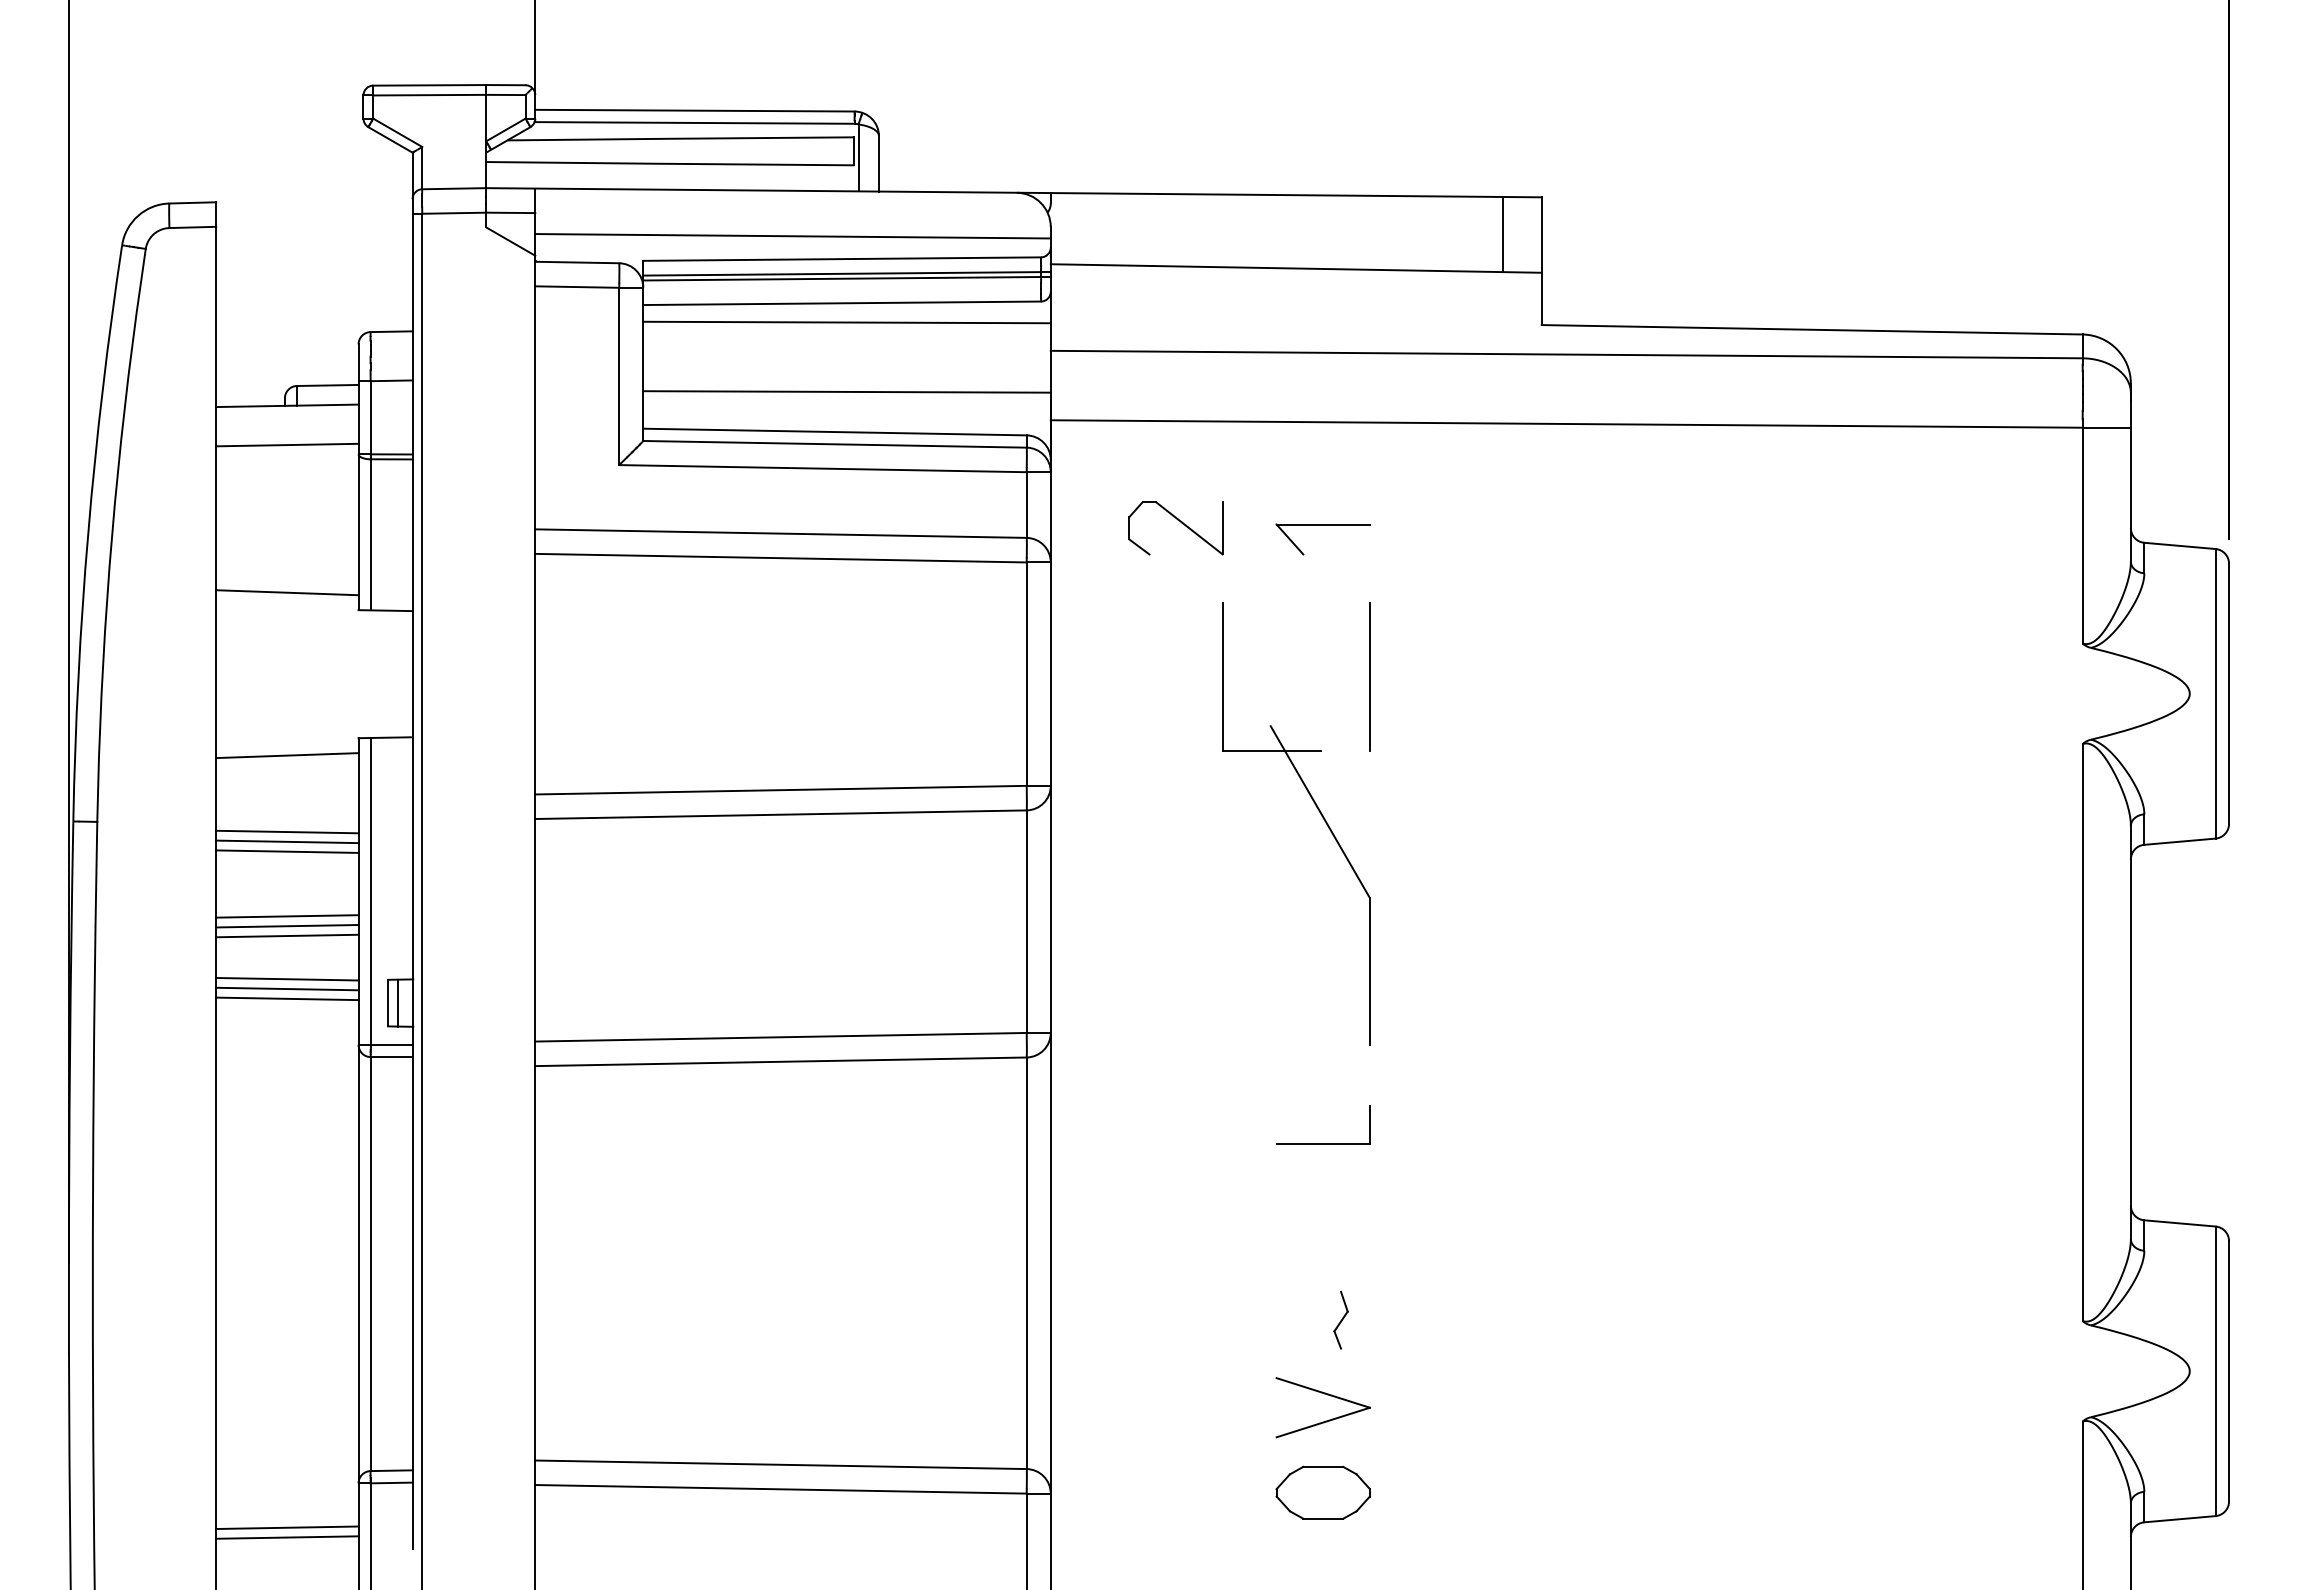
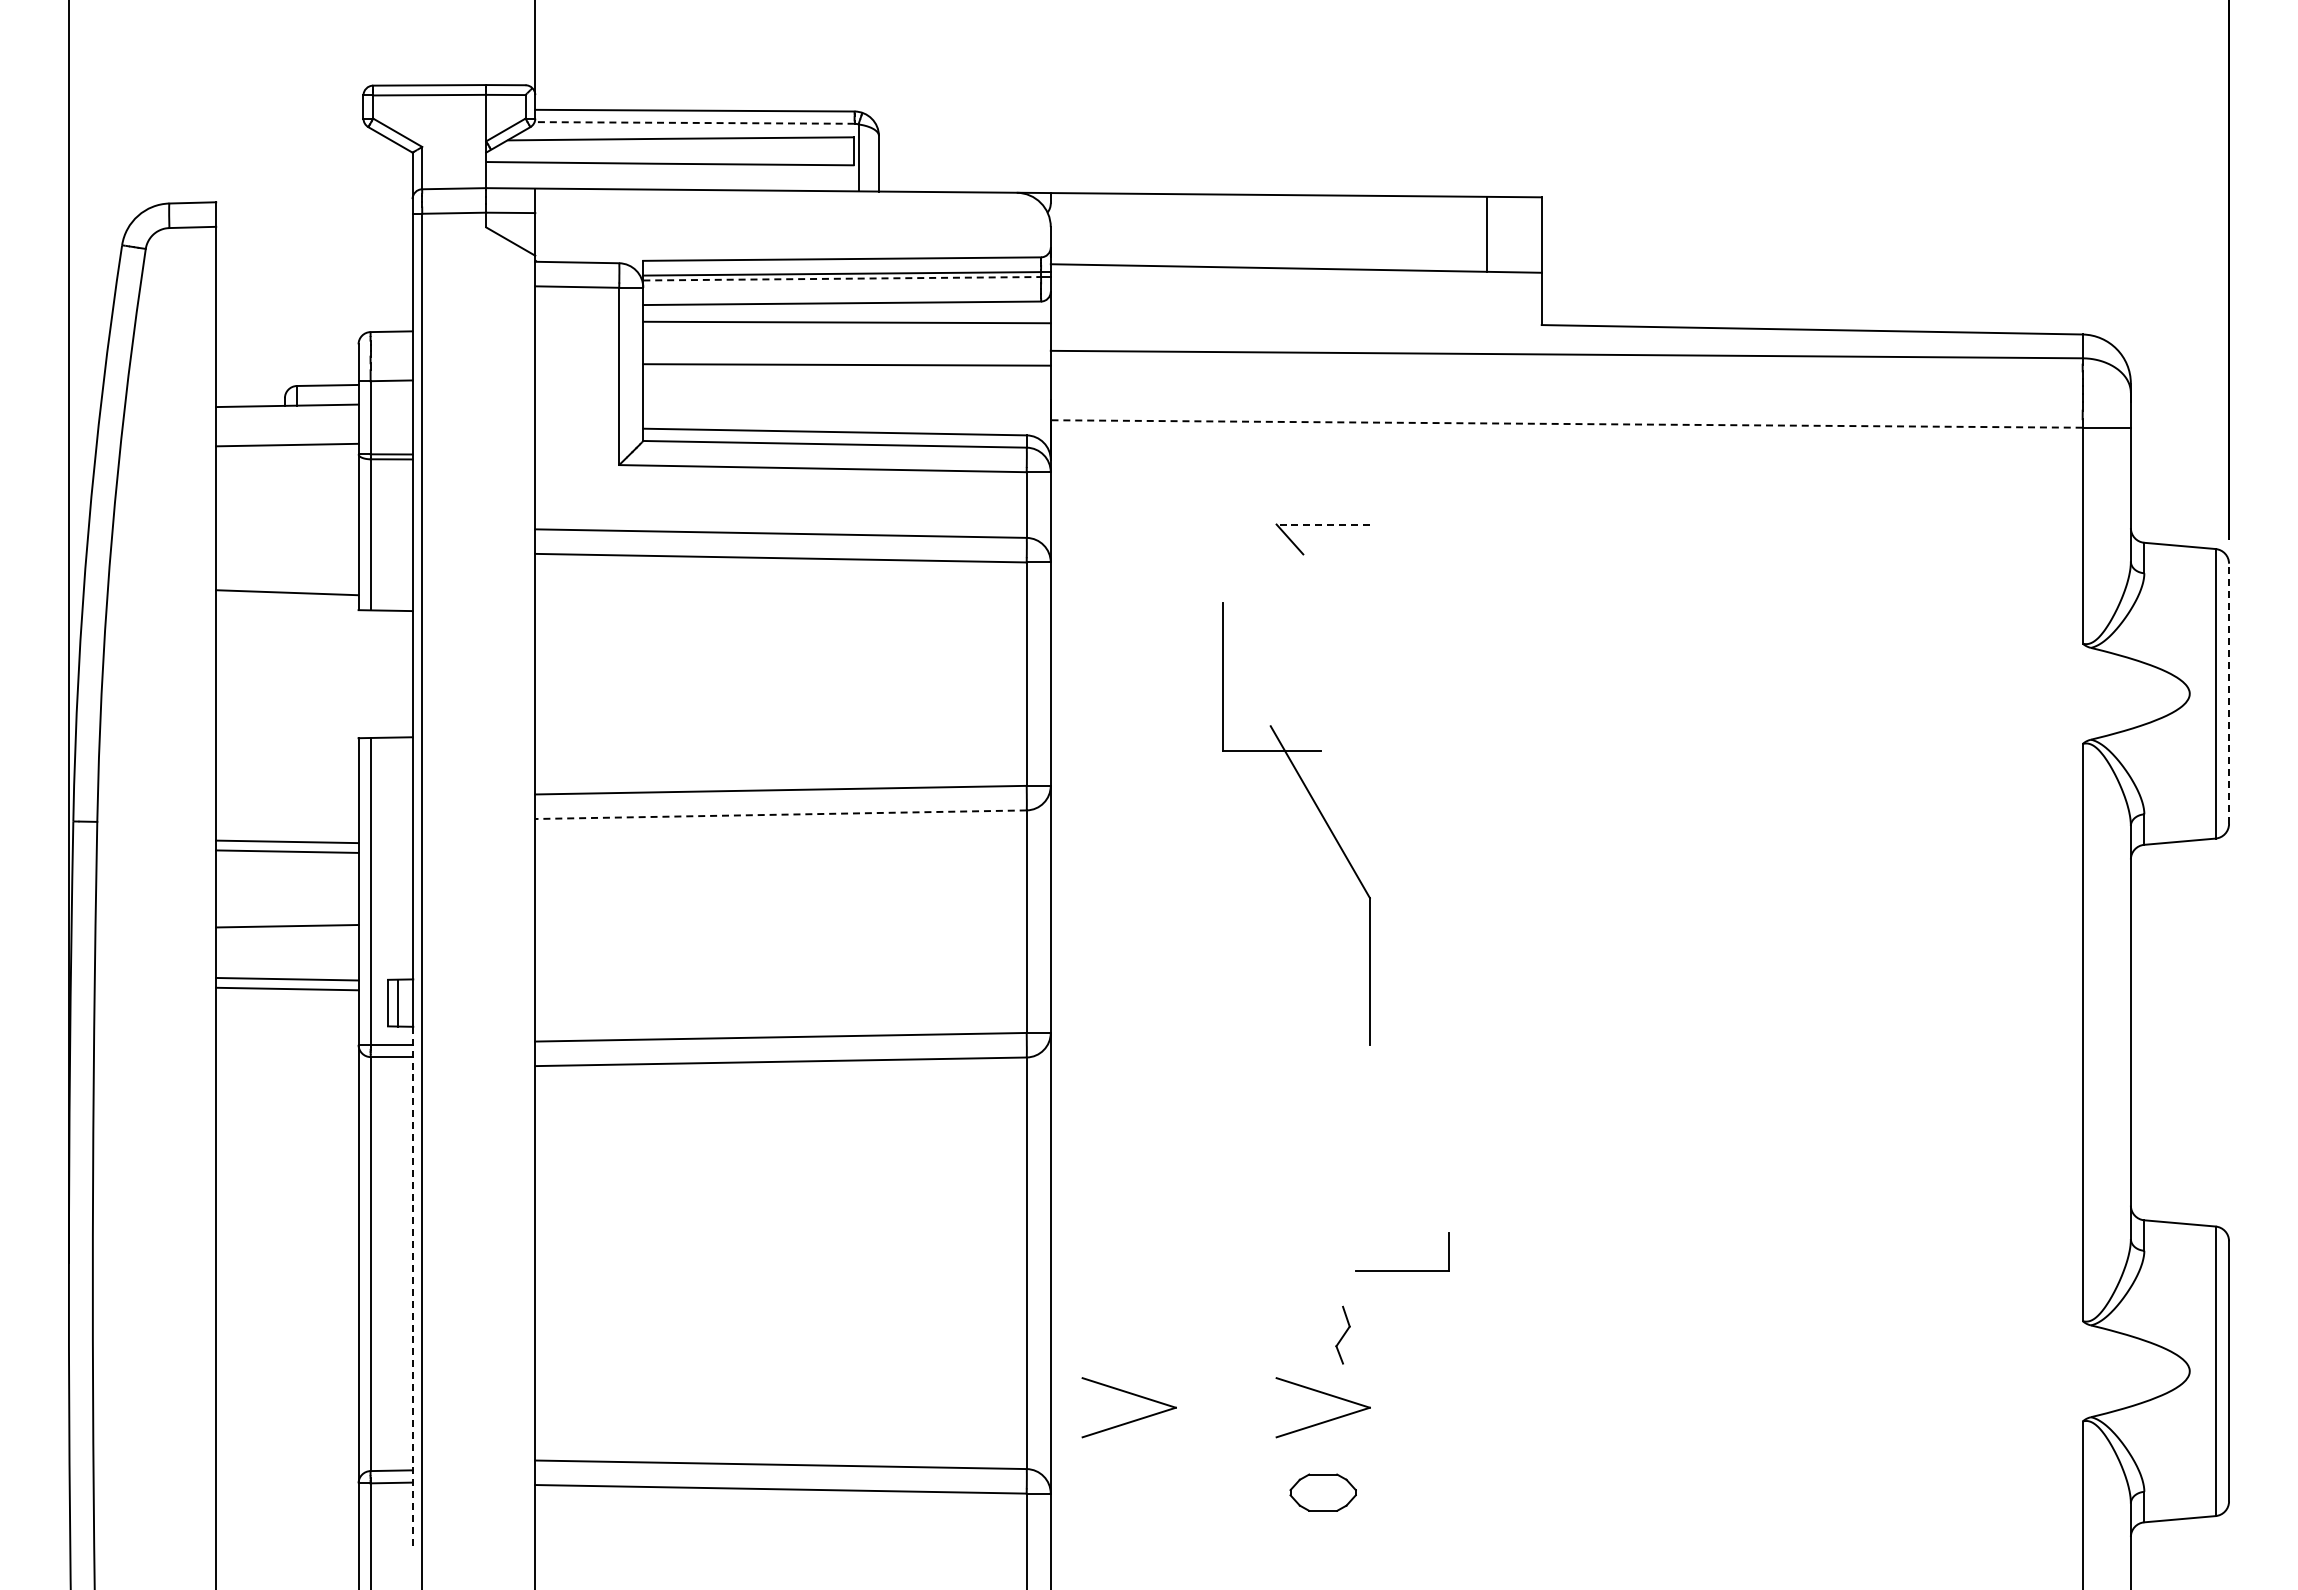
line: solid -> dashed (694, 122)
line position: (1502, 234) -> (1486, 234) (1486, 234)
line: present -> none (792, 236)
line: solid -> dashed (842, 278)
line position: (846, 391) -> (846, 364) (846, 364)
line: solid -> dashed (1566, 424)
part: present -> none (1180, 522)
line: solid -> dashed (1323, 524)
line: present -> none (1369, 676)
line: solid -> dashed (2229, 693)
line: present -> none (287, 755)
line: solid -> dashed (781, 814)
line: present -> none (287, 831)
line: present -> none (287, 916)
line: present -> none (287, 935)
line: present -> none (287, 998)
part position: (1323, 1143) -> (1402, 1270) (1402, 1270)
line: solid -> dashed (412, 1288)
part position: (1340, 1319) -> (1342, 1334) (1342, 1334)
part: none -> present (1133, 1395)
part size: 96x55 px -> 68x39 px (1322, 1492)
line: present -> none (287, 1527)
line: present -> none (287, 1537)
